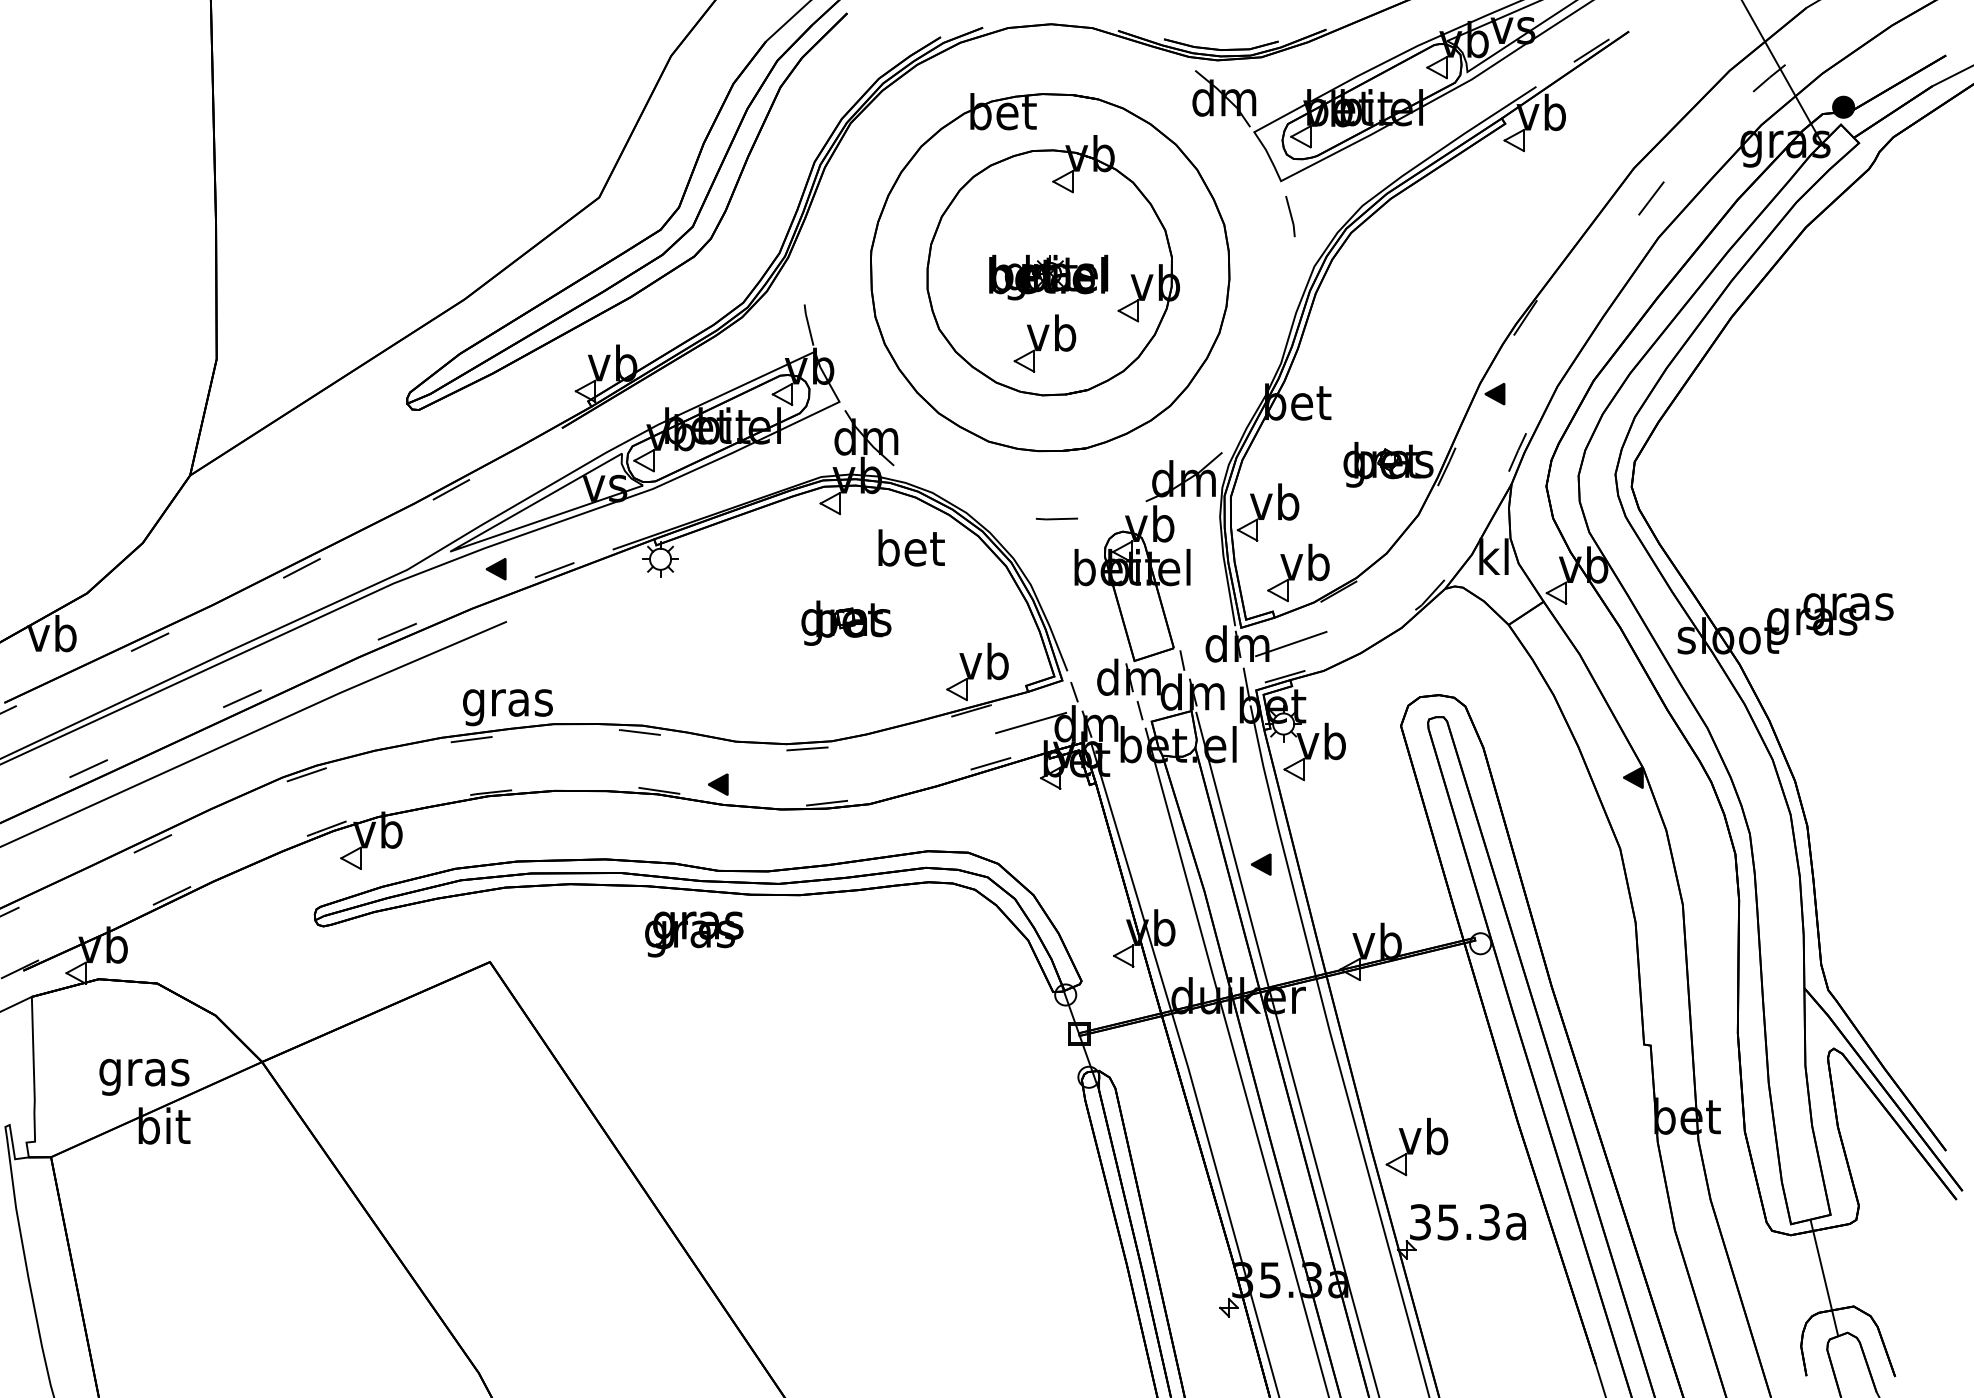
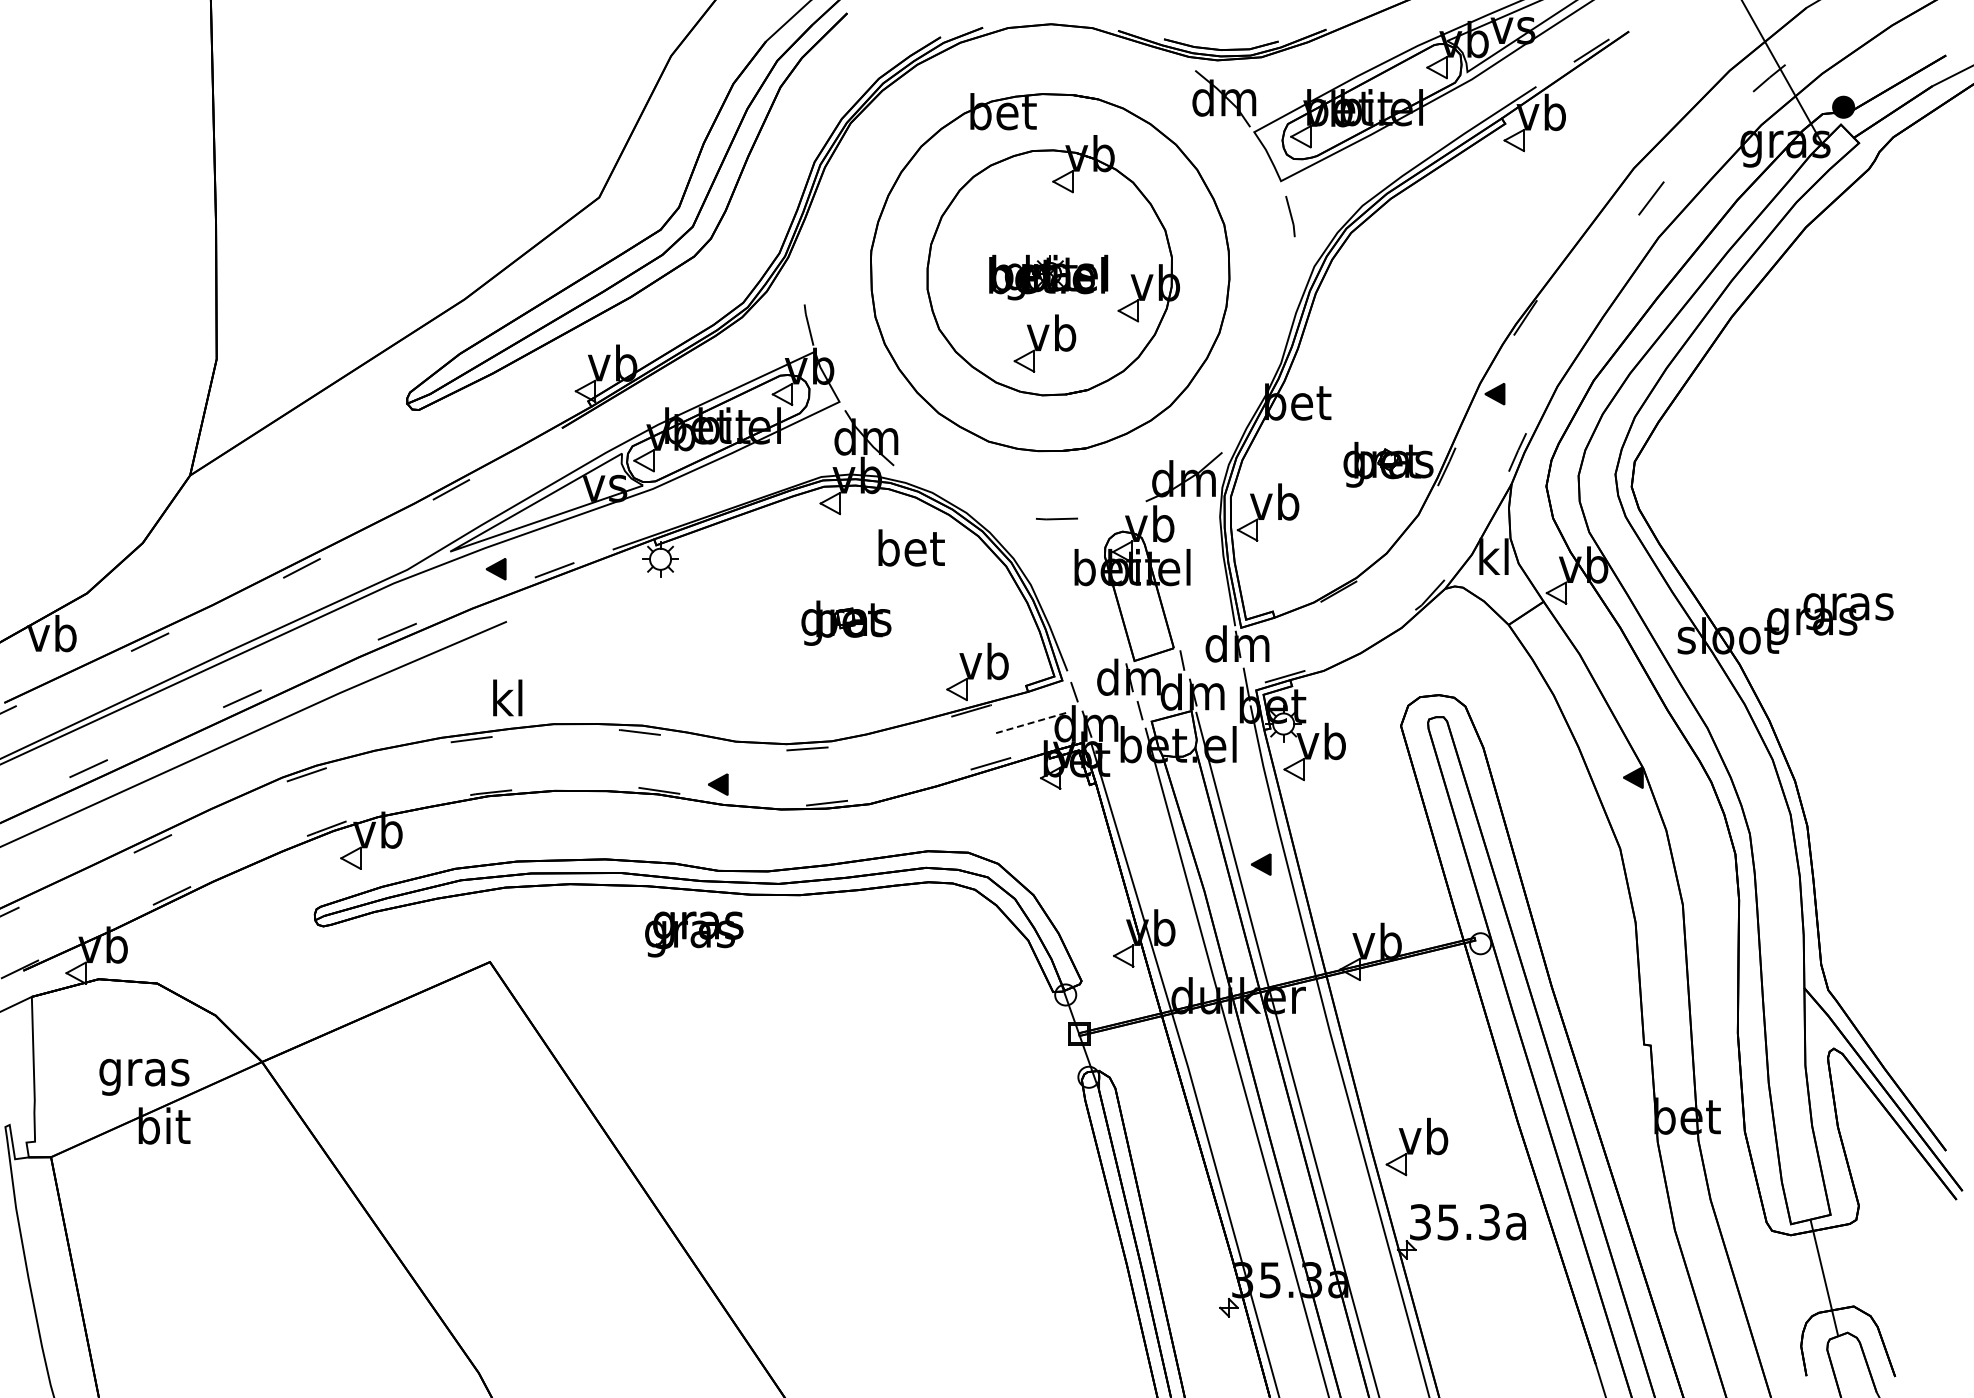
part: present -> none (1298, 572)
line: present -> none (1291, 643)
text: gras -> kl (507, 702)
line: solid -> dashed (1030, 723)
